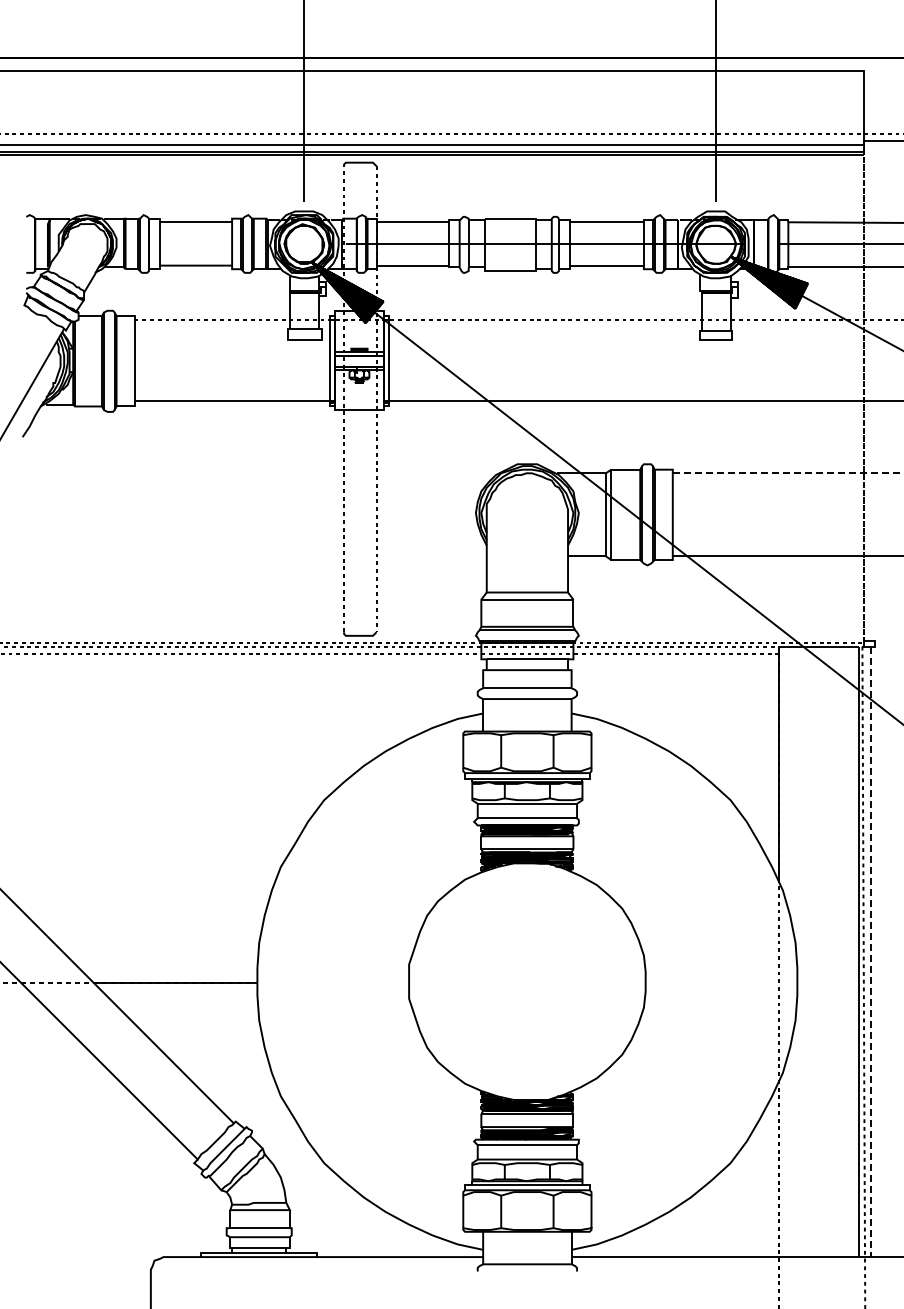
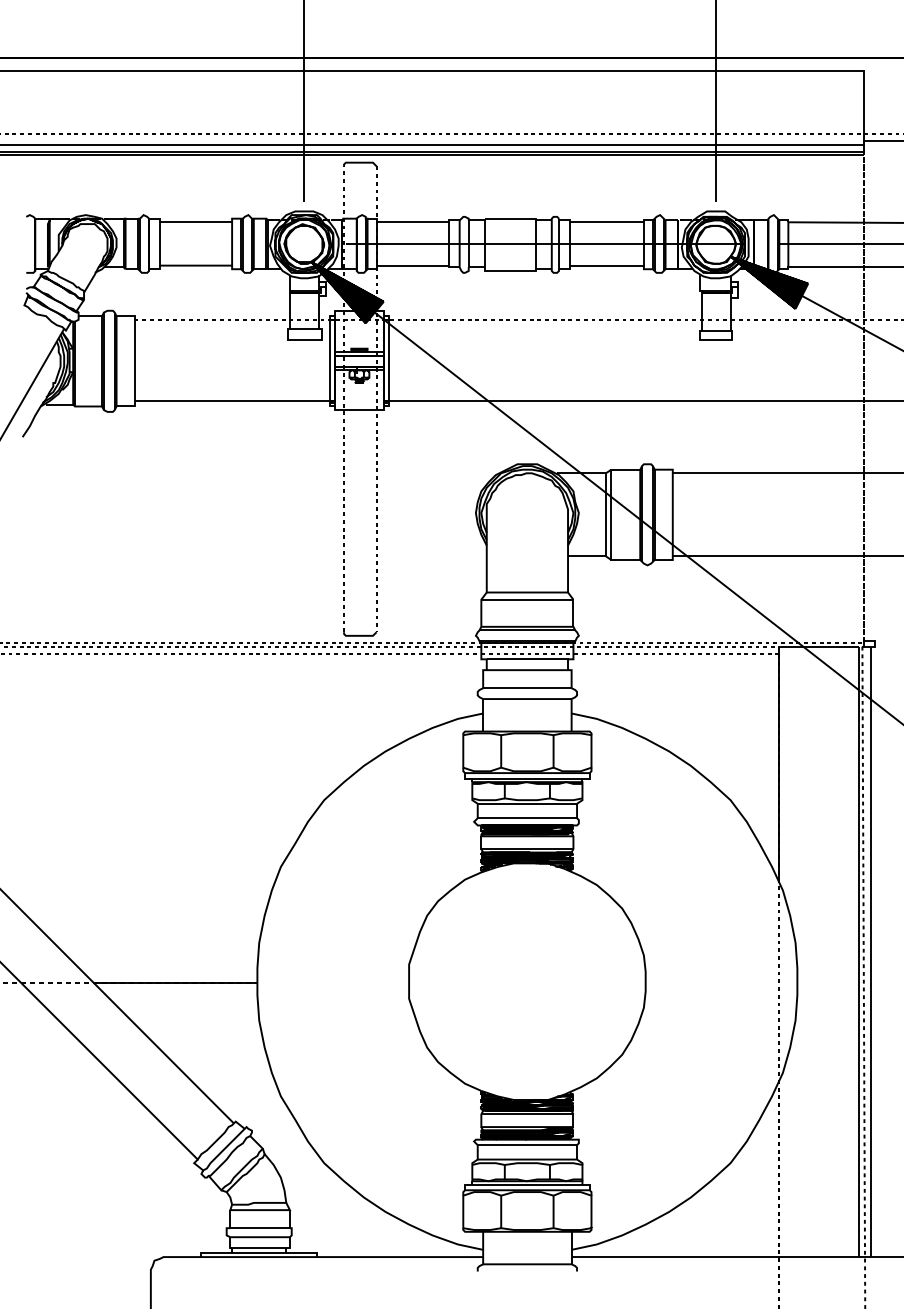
line: dashed -> solid (788, 473)
line: dashed -> solid (871, 952)
